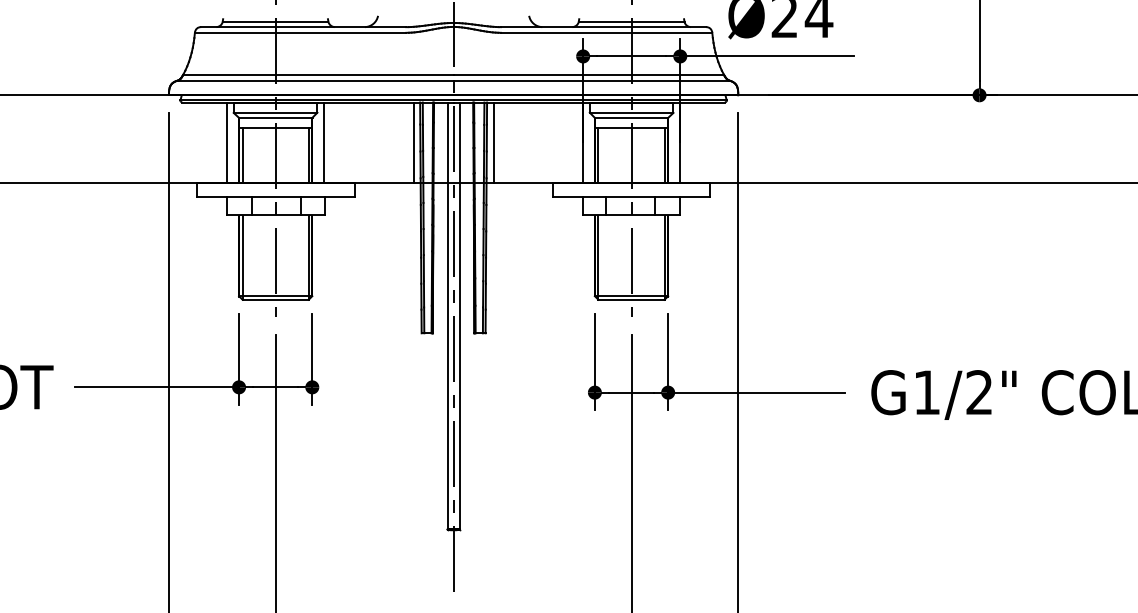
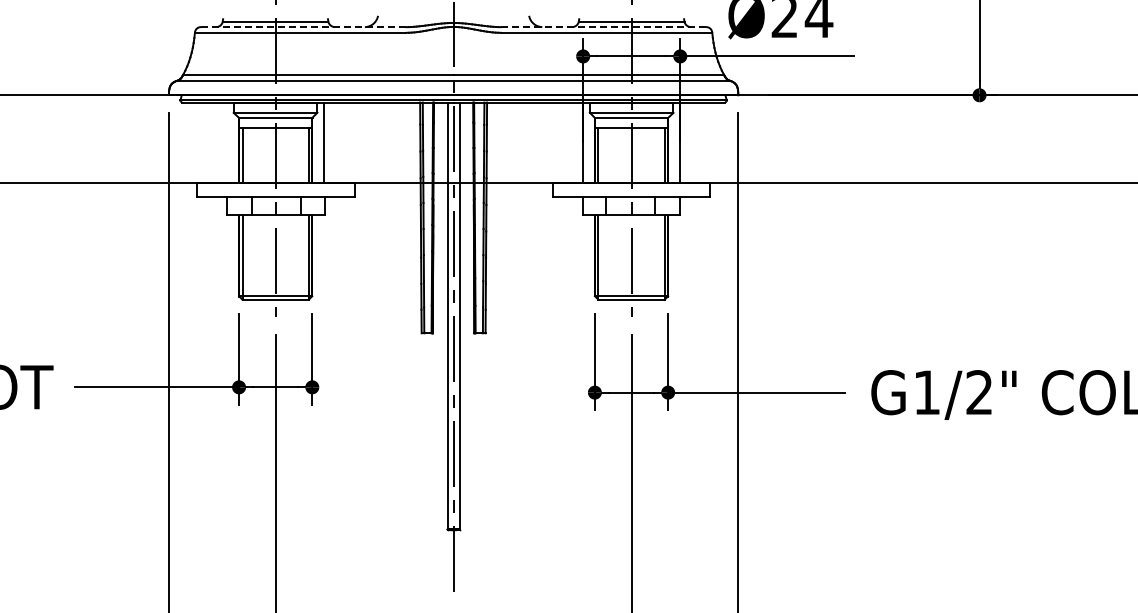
line: solid -> dashed (303, 27)
line: solid -> dashed (603, 27)
line: present -> none (226, 142)
line: present -> none (413, 142)
line: present -> none (493, 142)
